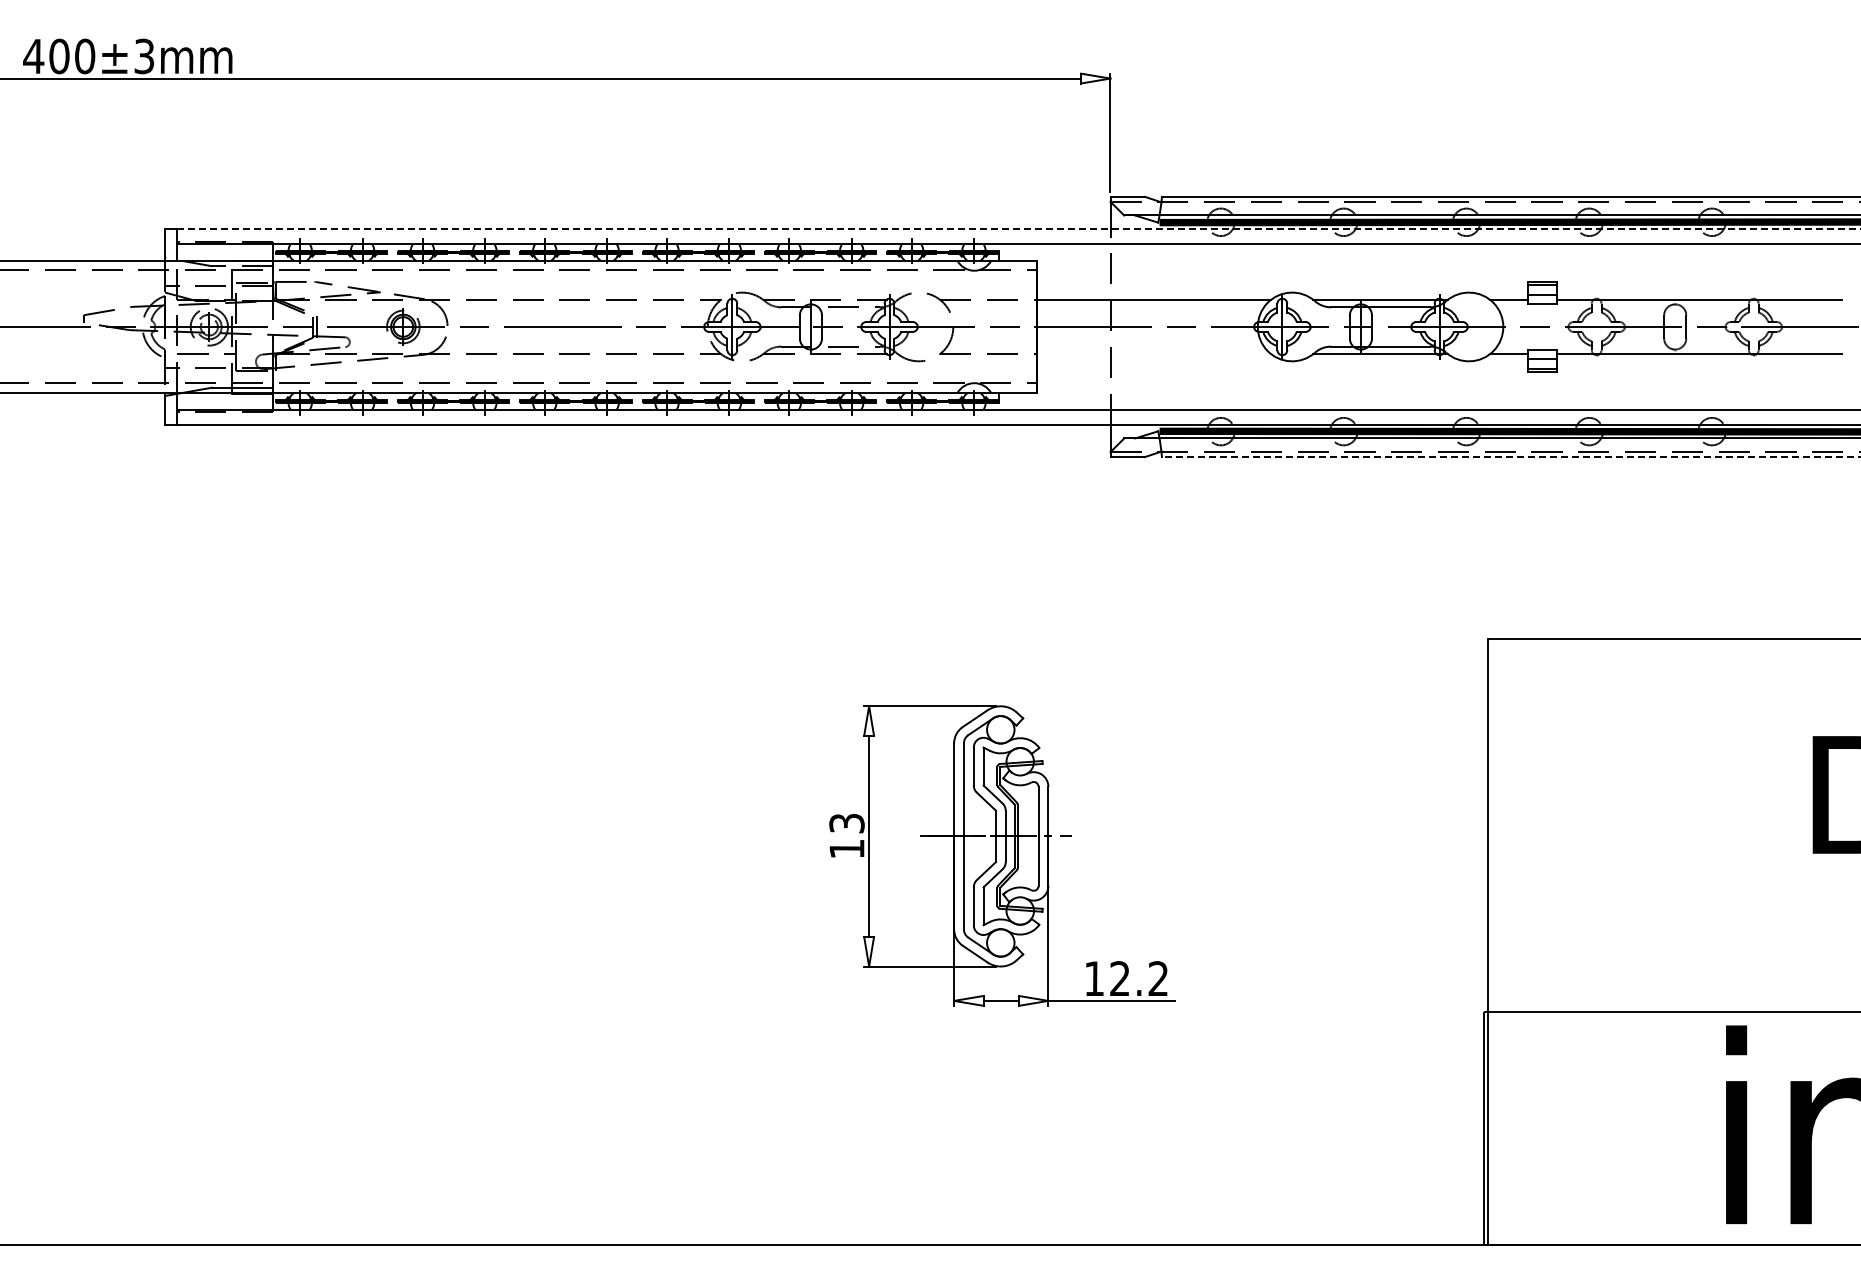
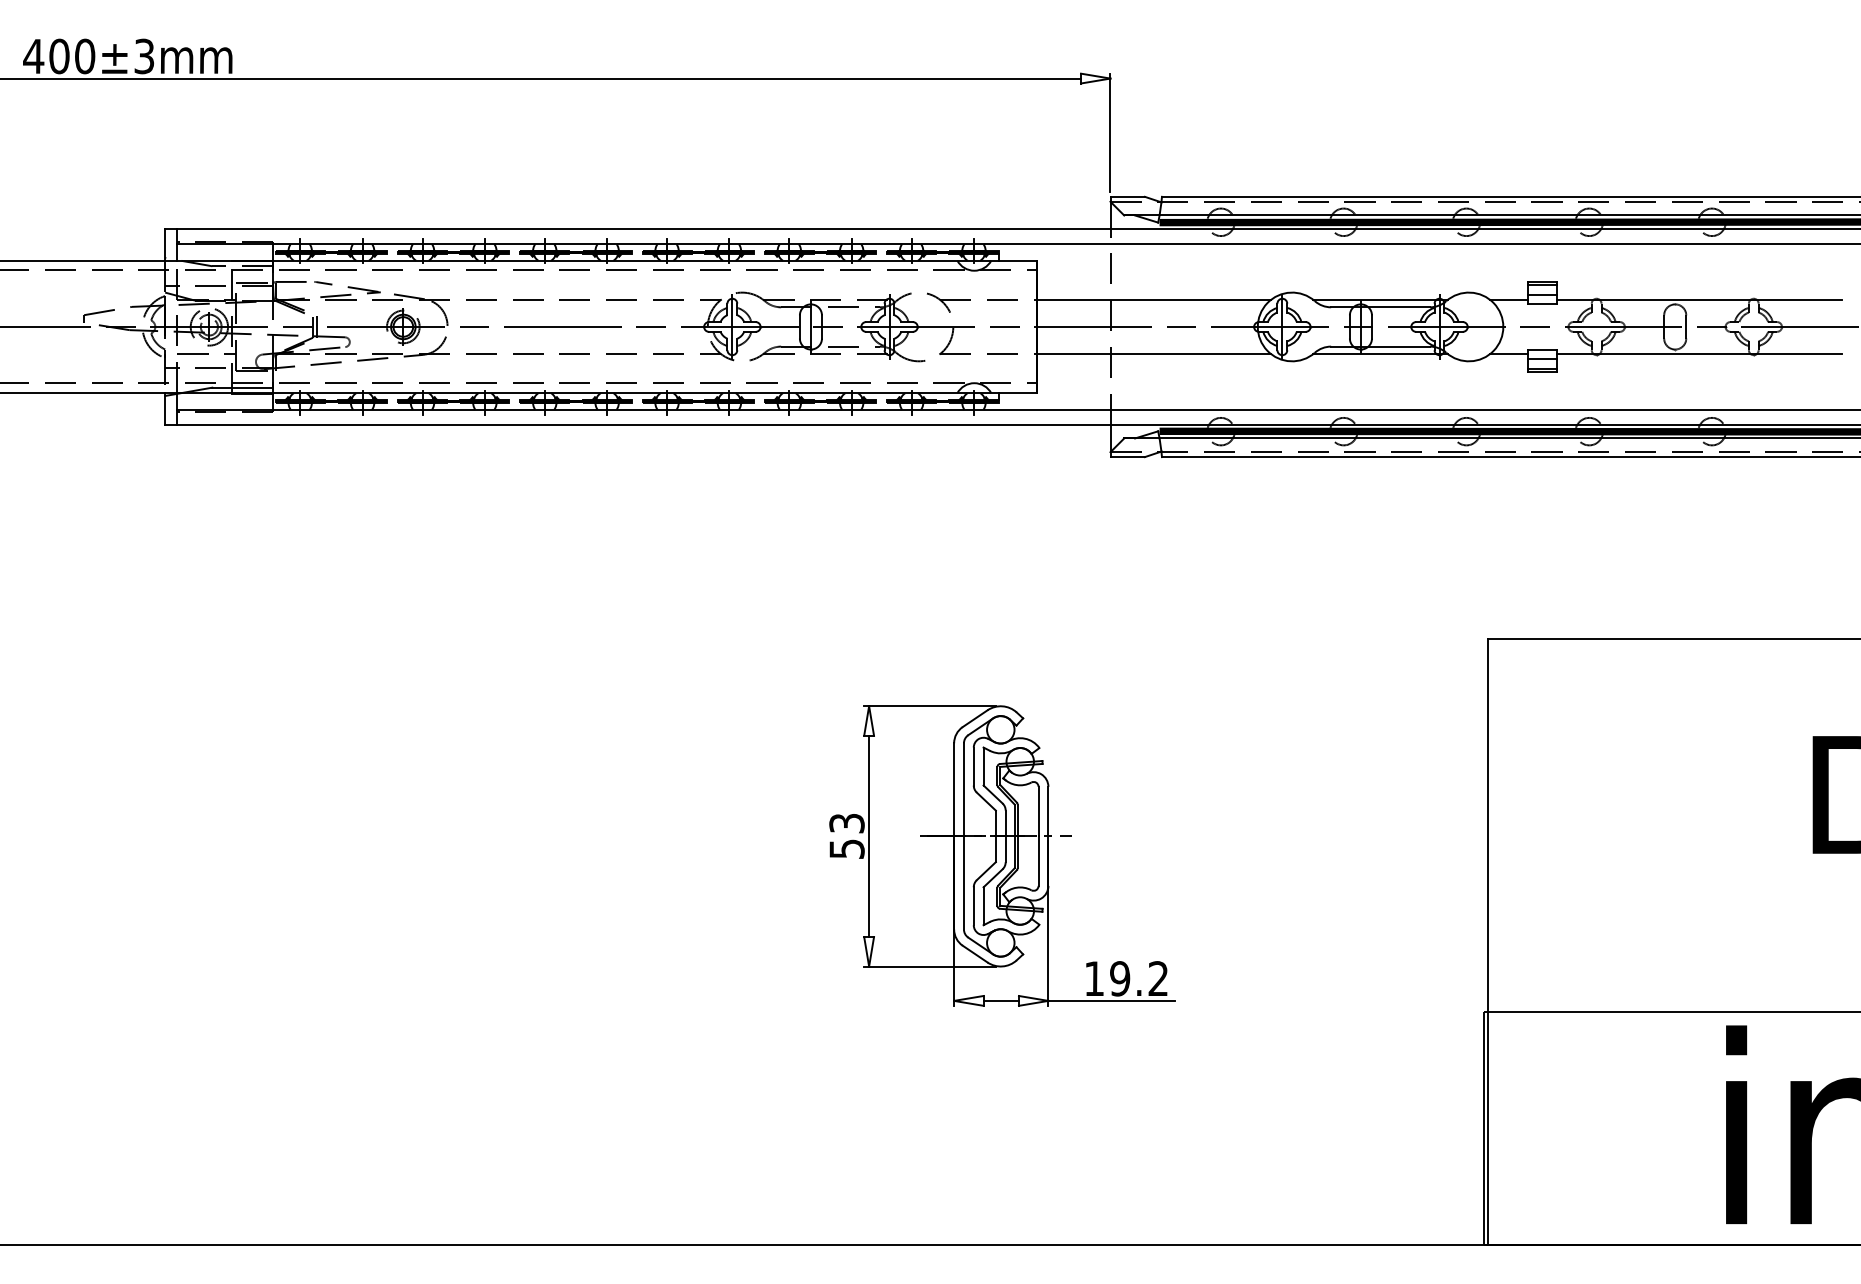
line: dashed -> solid (1018, 229)
line: none -> present (1153, 353)
line: dashed -> solid (1510, 457)
text: 13 -> 53 (846, 848)
text: 12.2 -> 19.2 (1120, 978)
